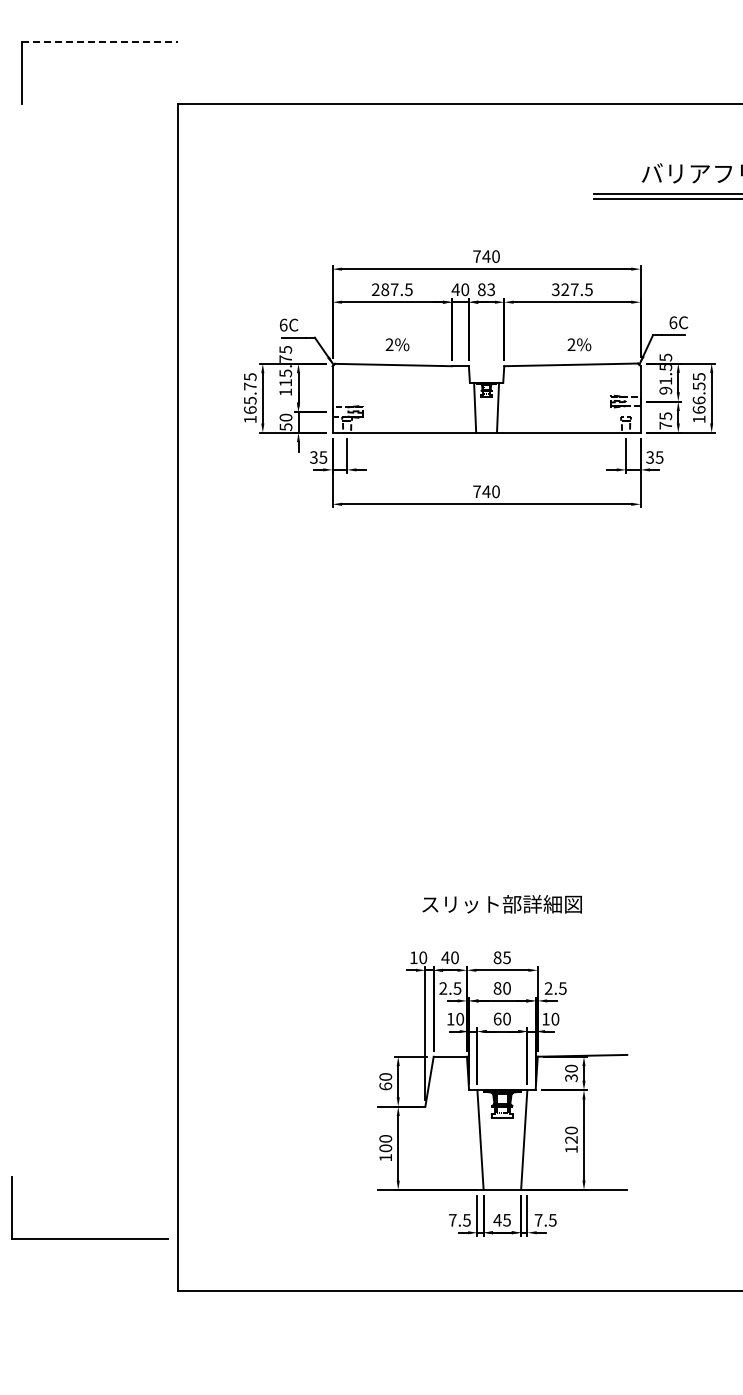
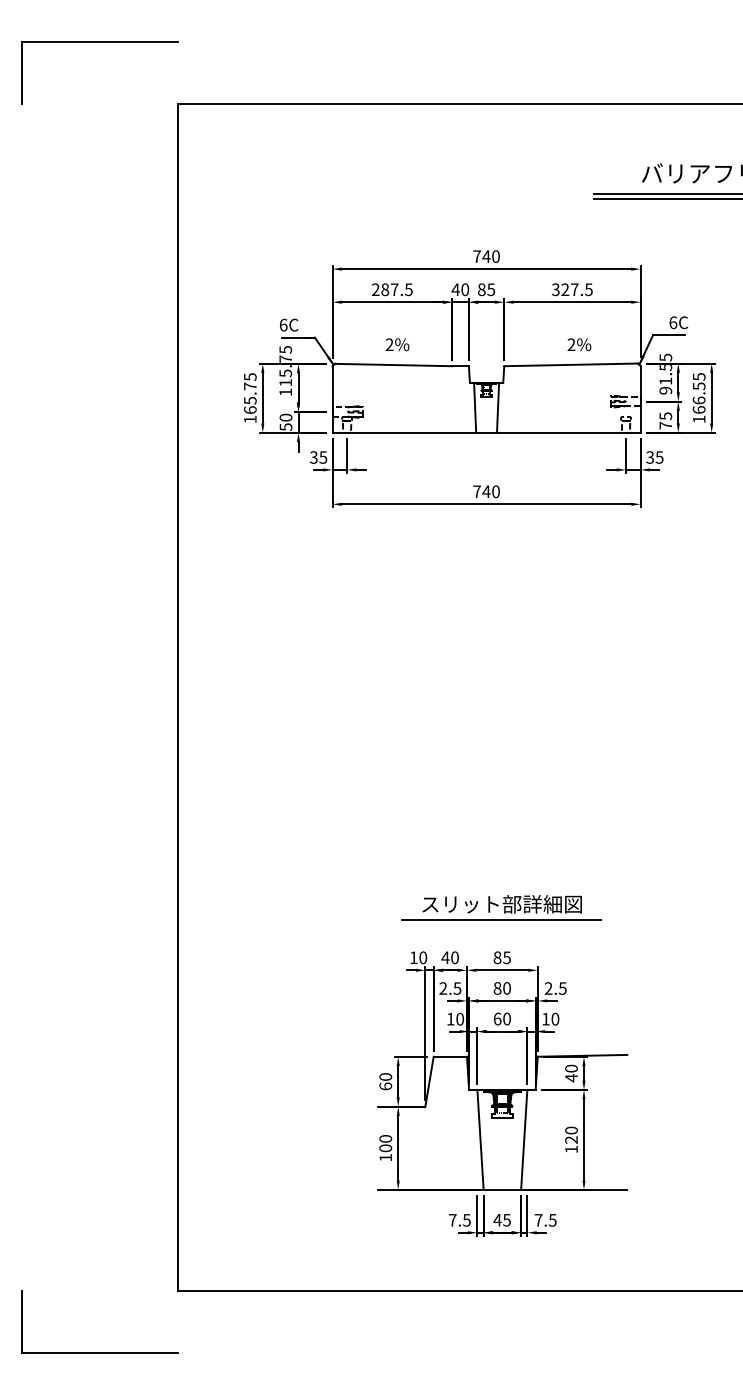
line: dashed -> solid (100, 41)
text: 83 -> 85 (491, 289)
line: none -> present (501, 920)
text: 30 -> 40 (571, 1078)
part position: (89, 1238) -> (99, 1352) (99, 1352)
